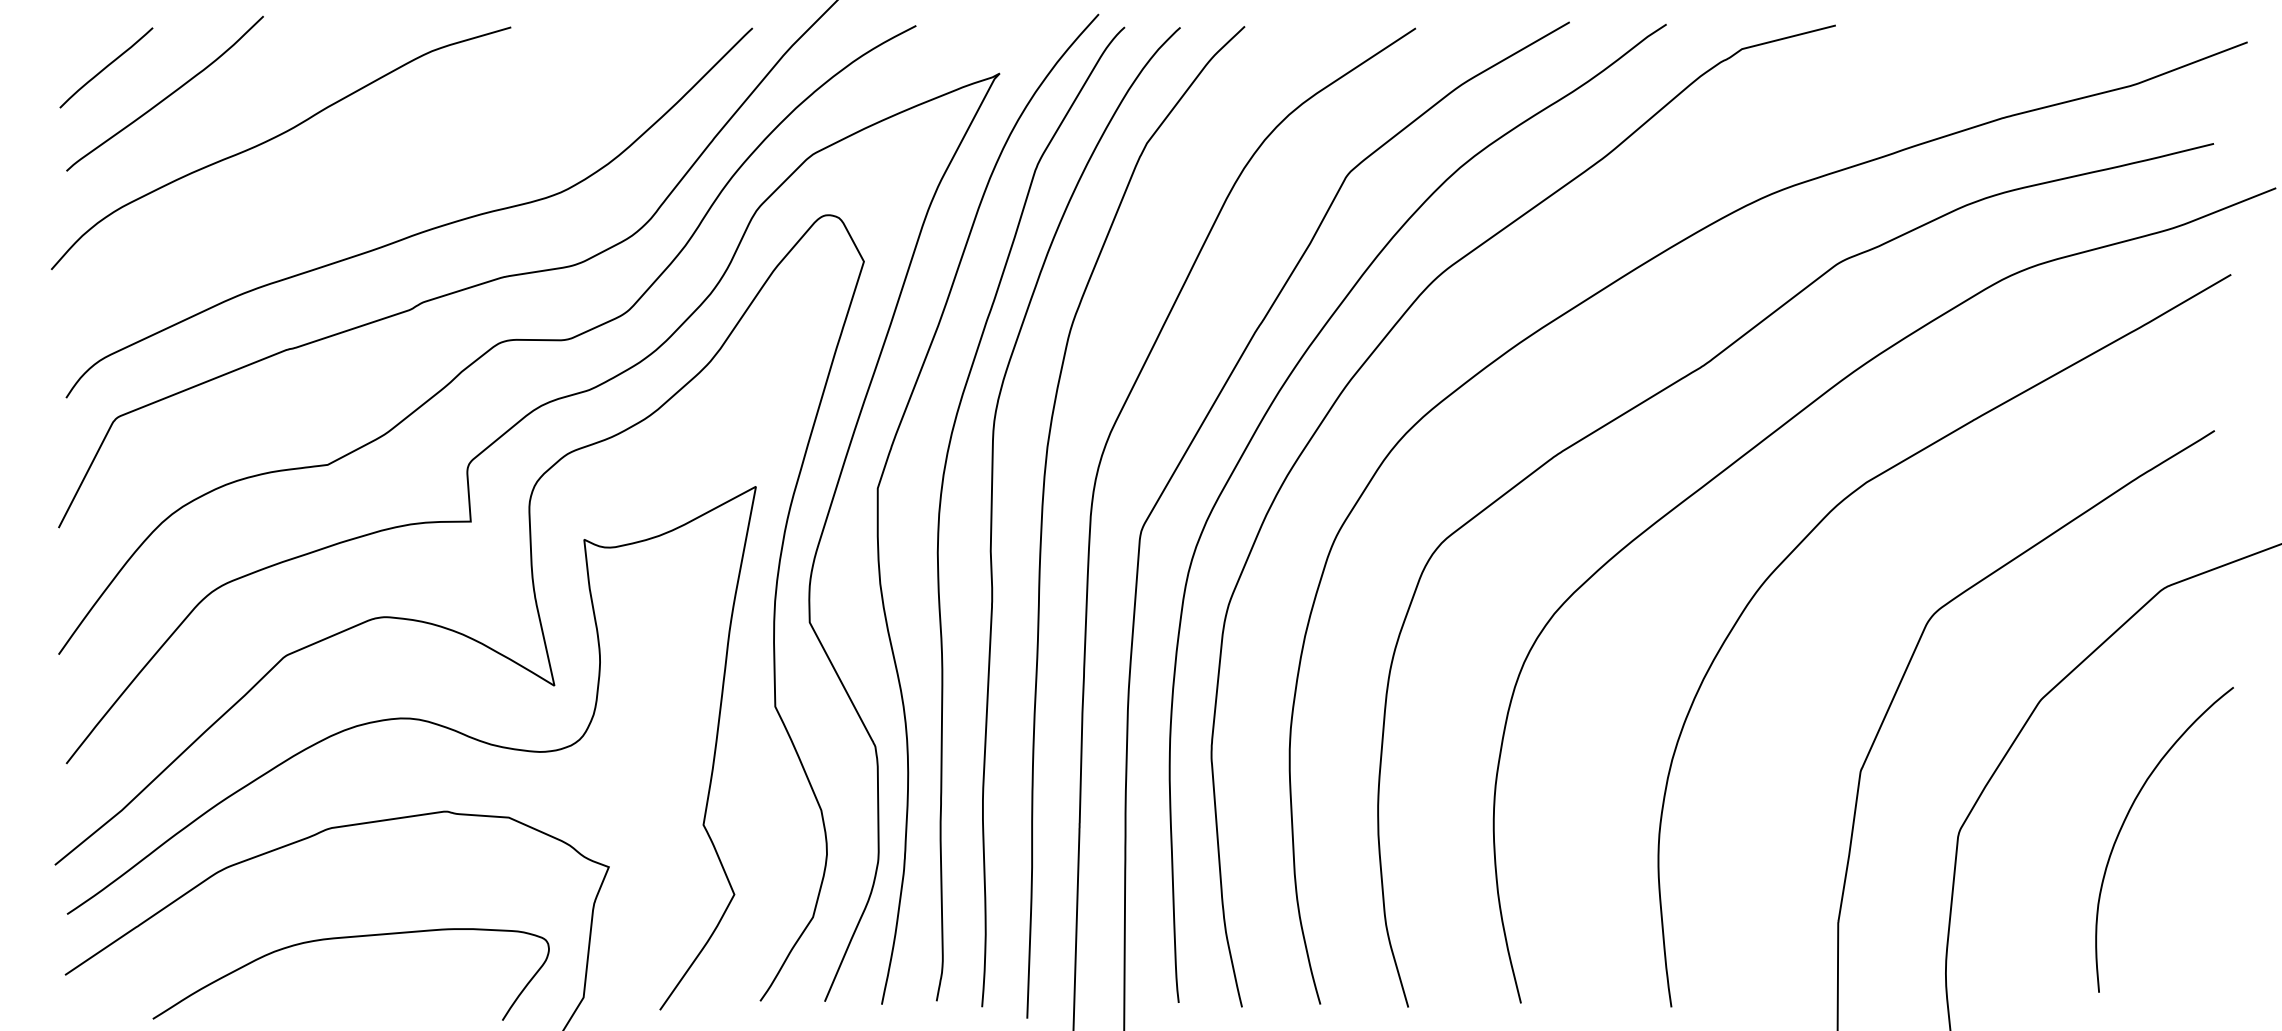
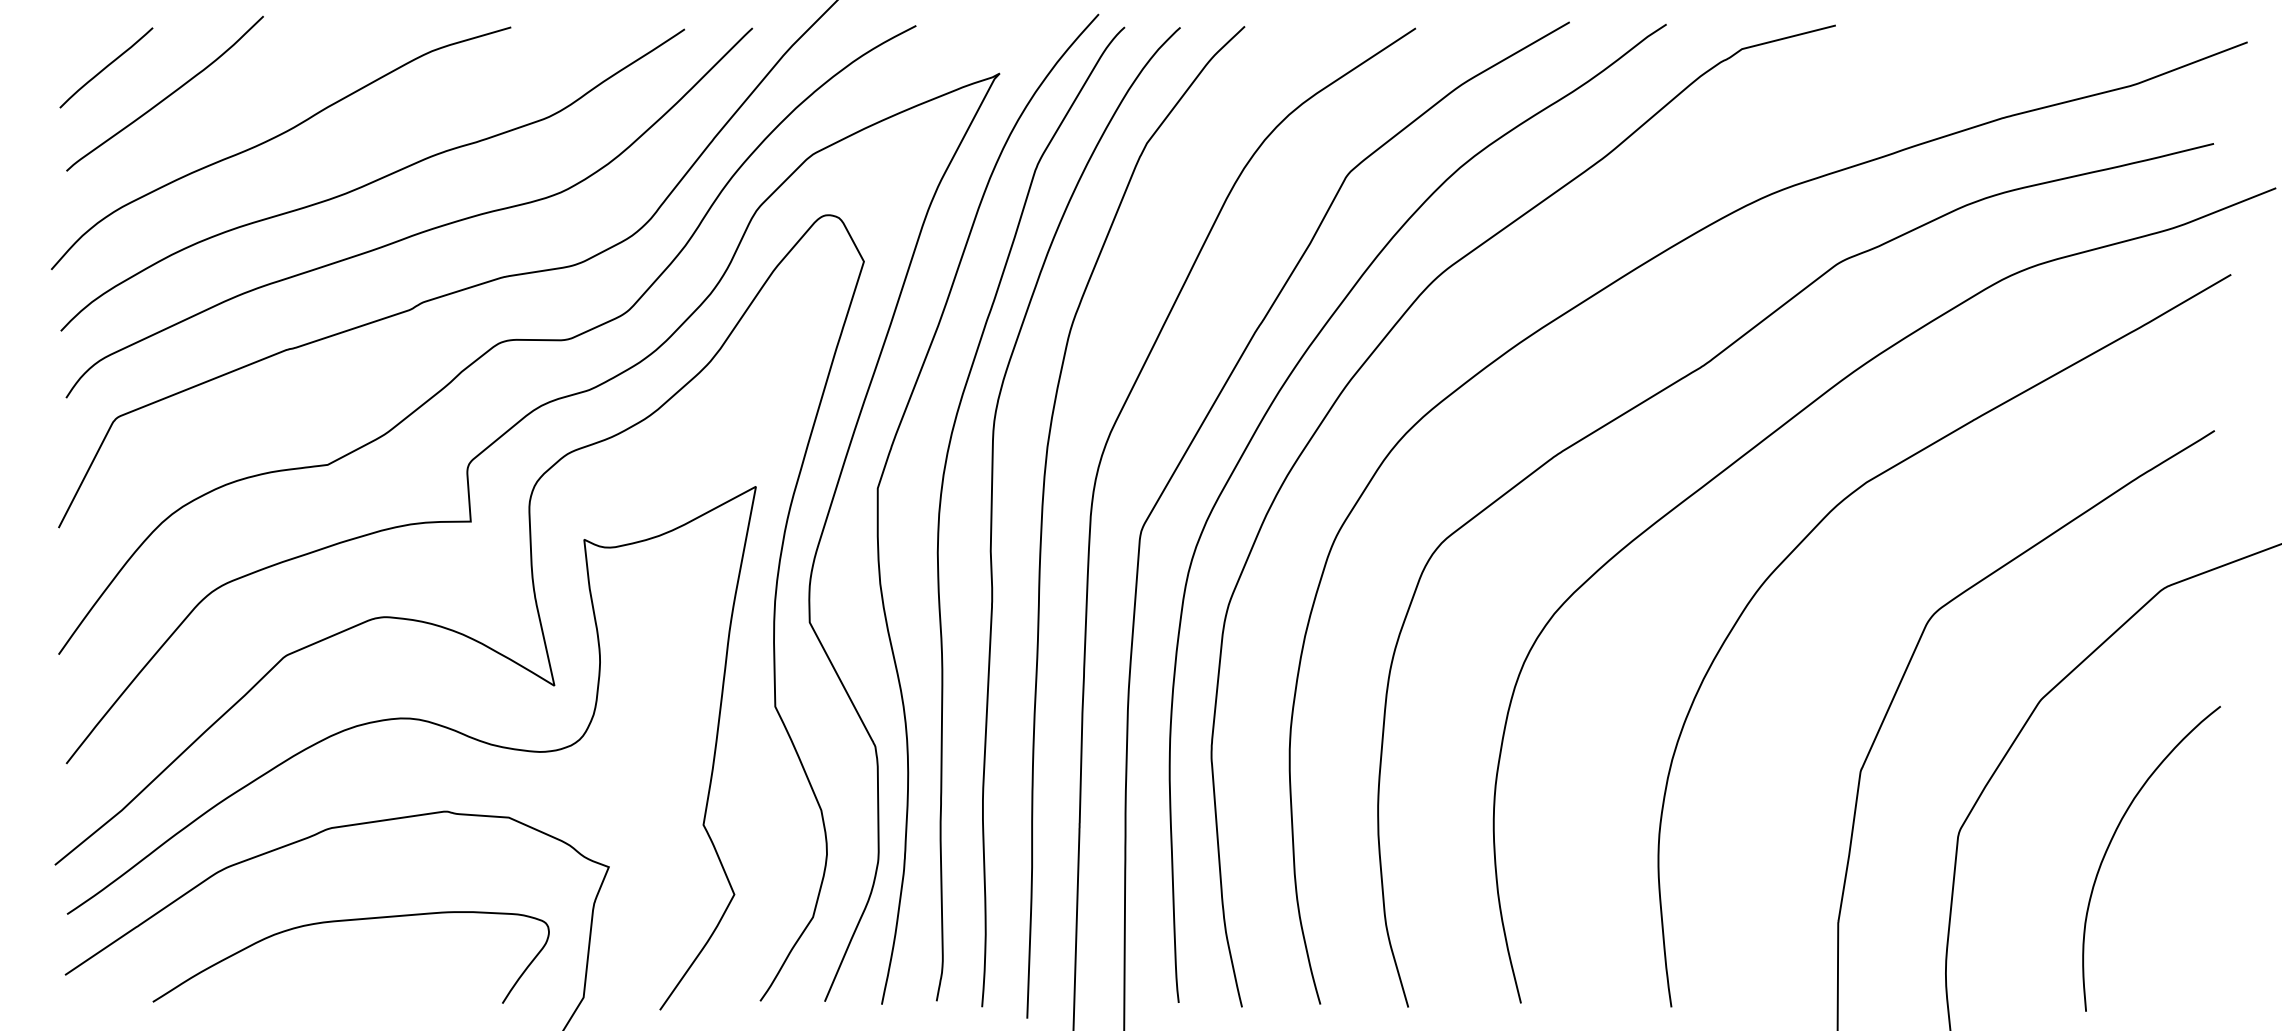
curve: none -> present (373, 180)
curve position: (2126, 819) -> (2113, 838) (2113, 838)
curve position: (348, 938) -> (348, 921) (348, 921)
